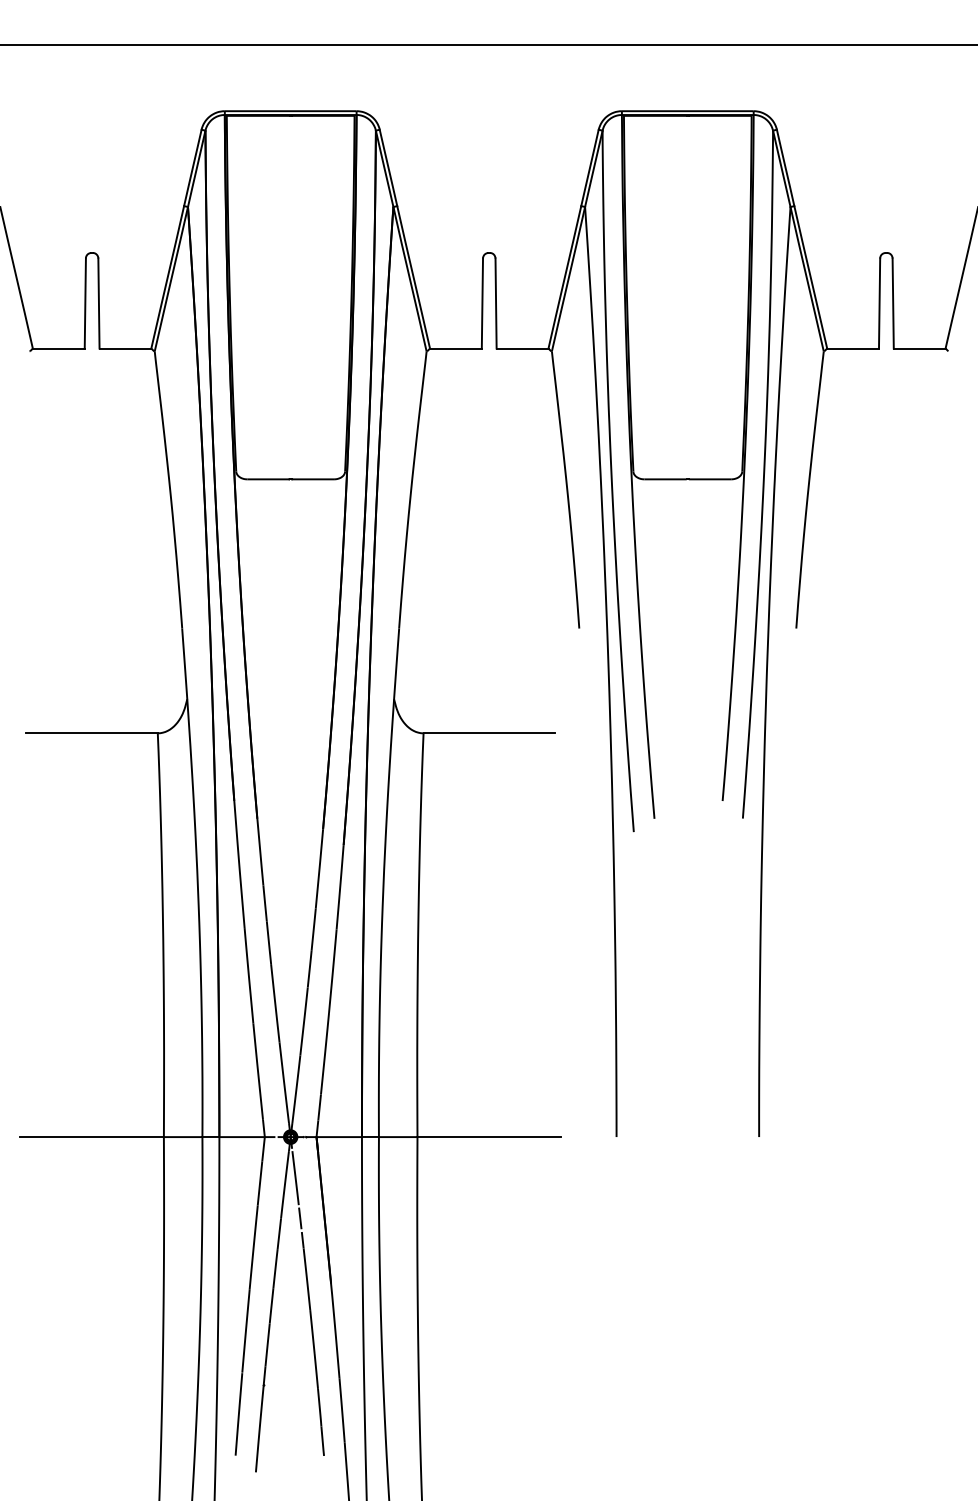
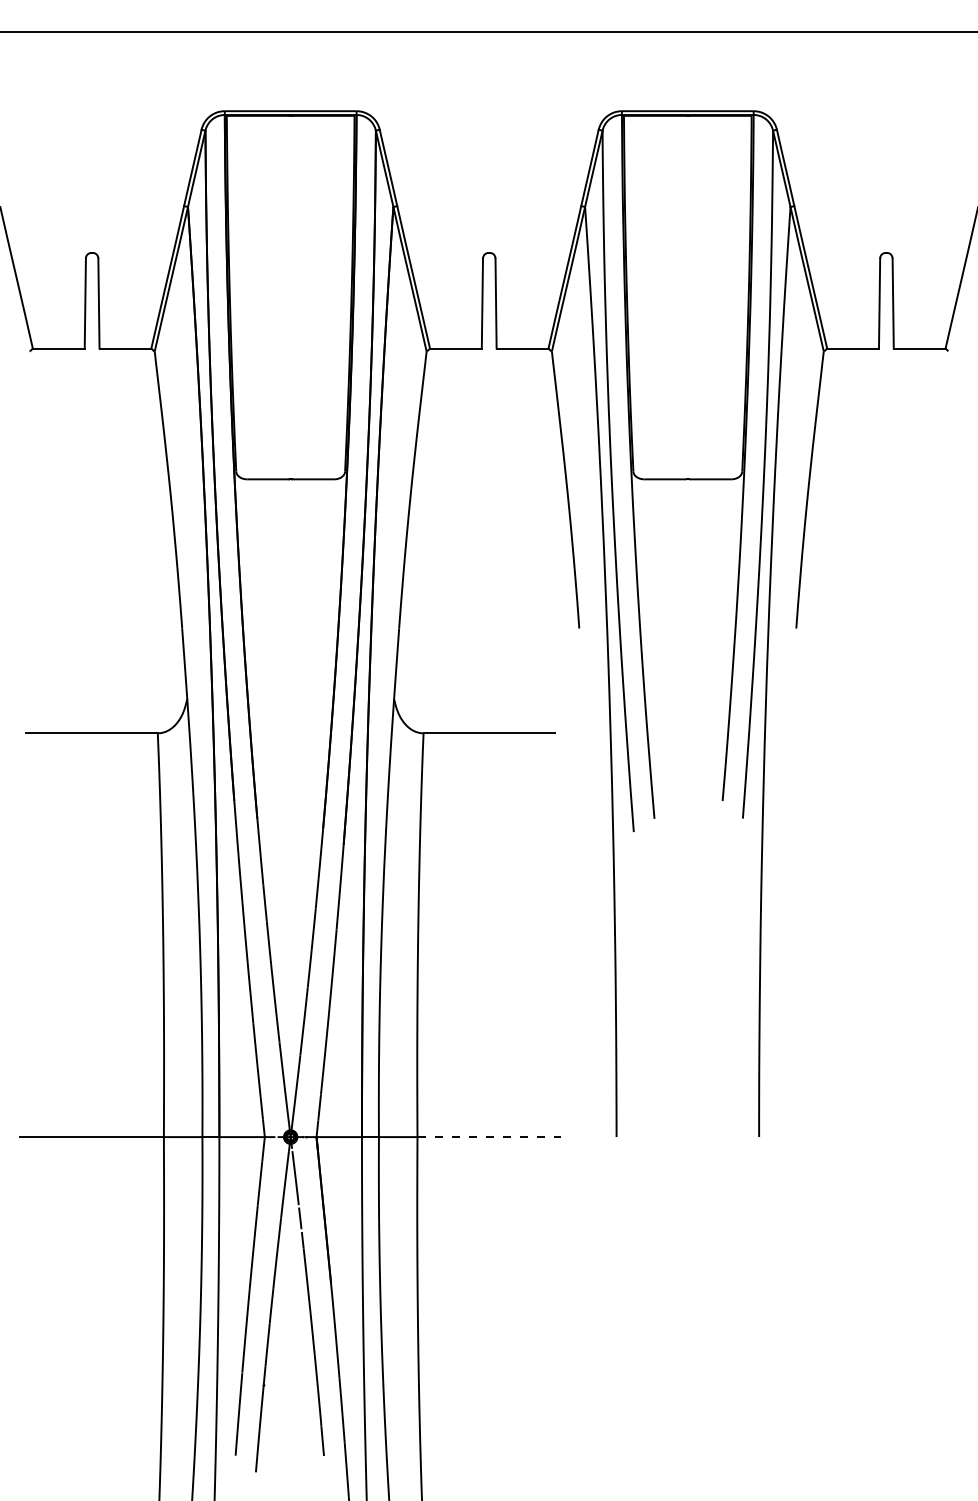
line position: (488, 45) -> (488, 32) (488, 32)
line: solid -> dashed (489, 1137)
